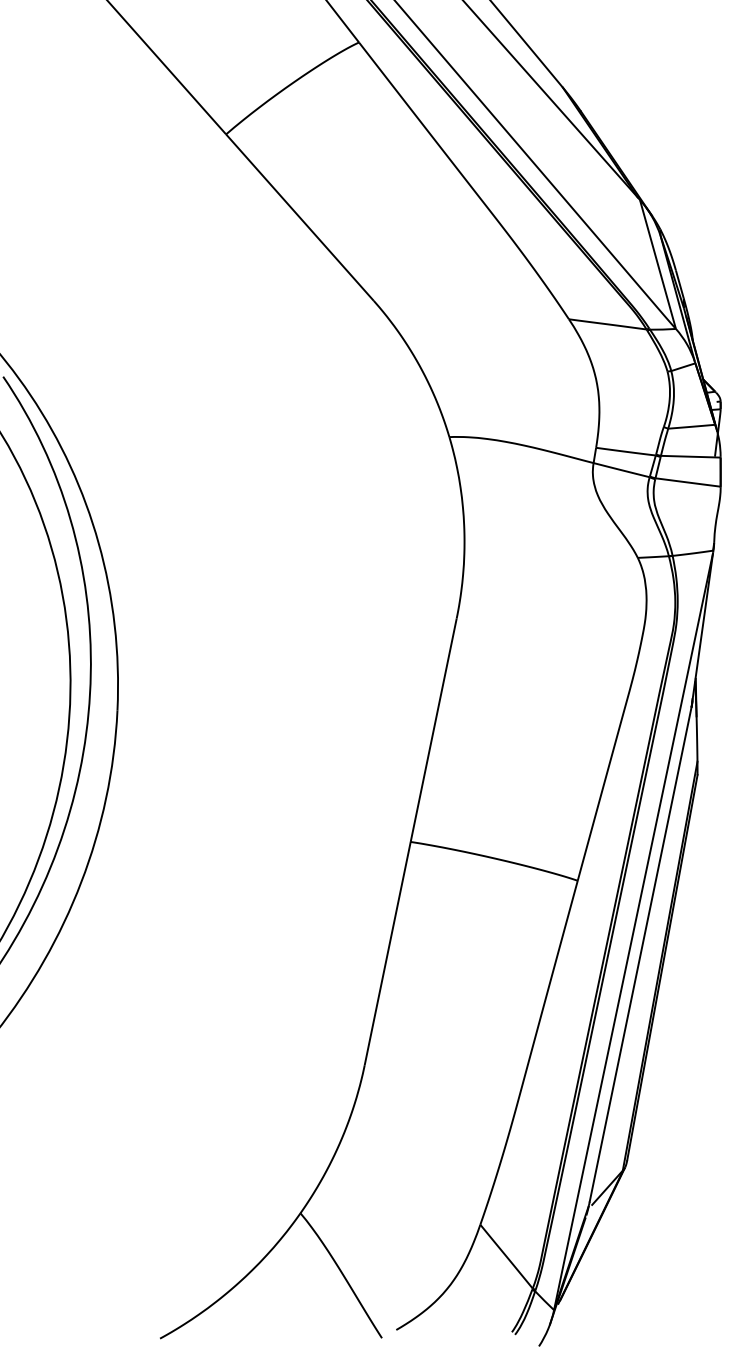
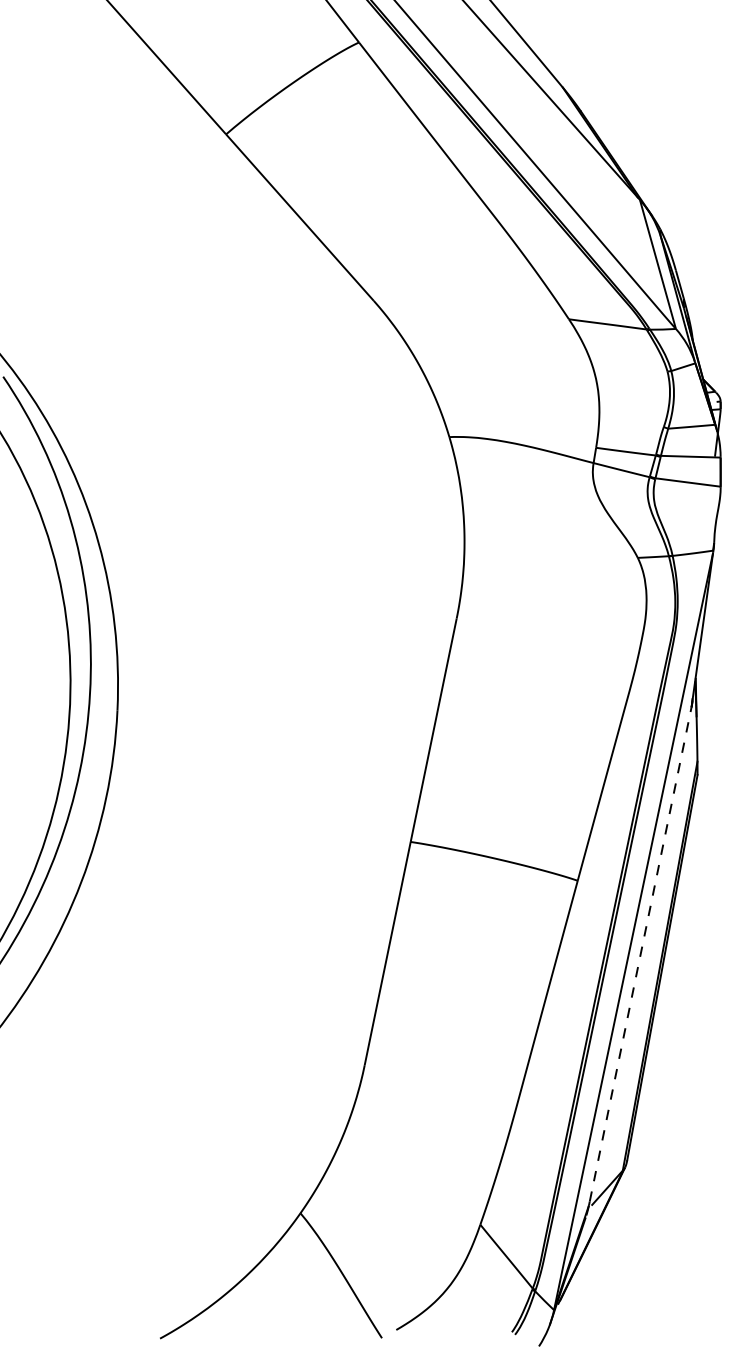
line: solid -> dashed (640, 954)
